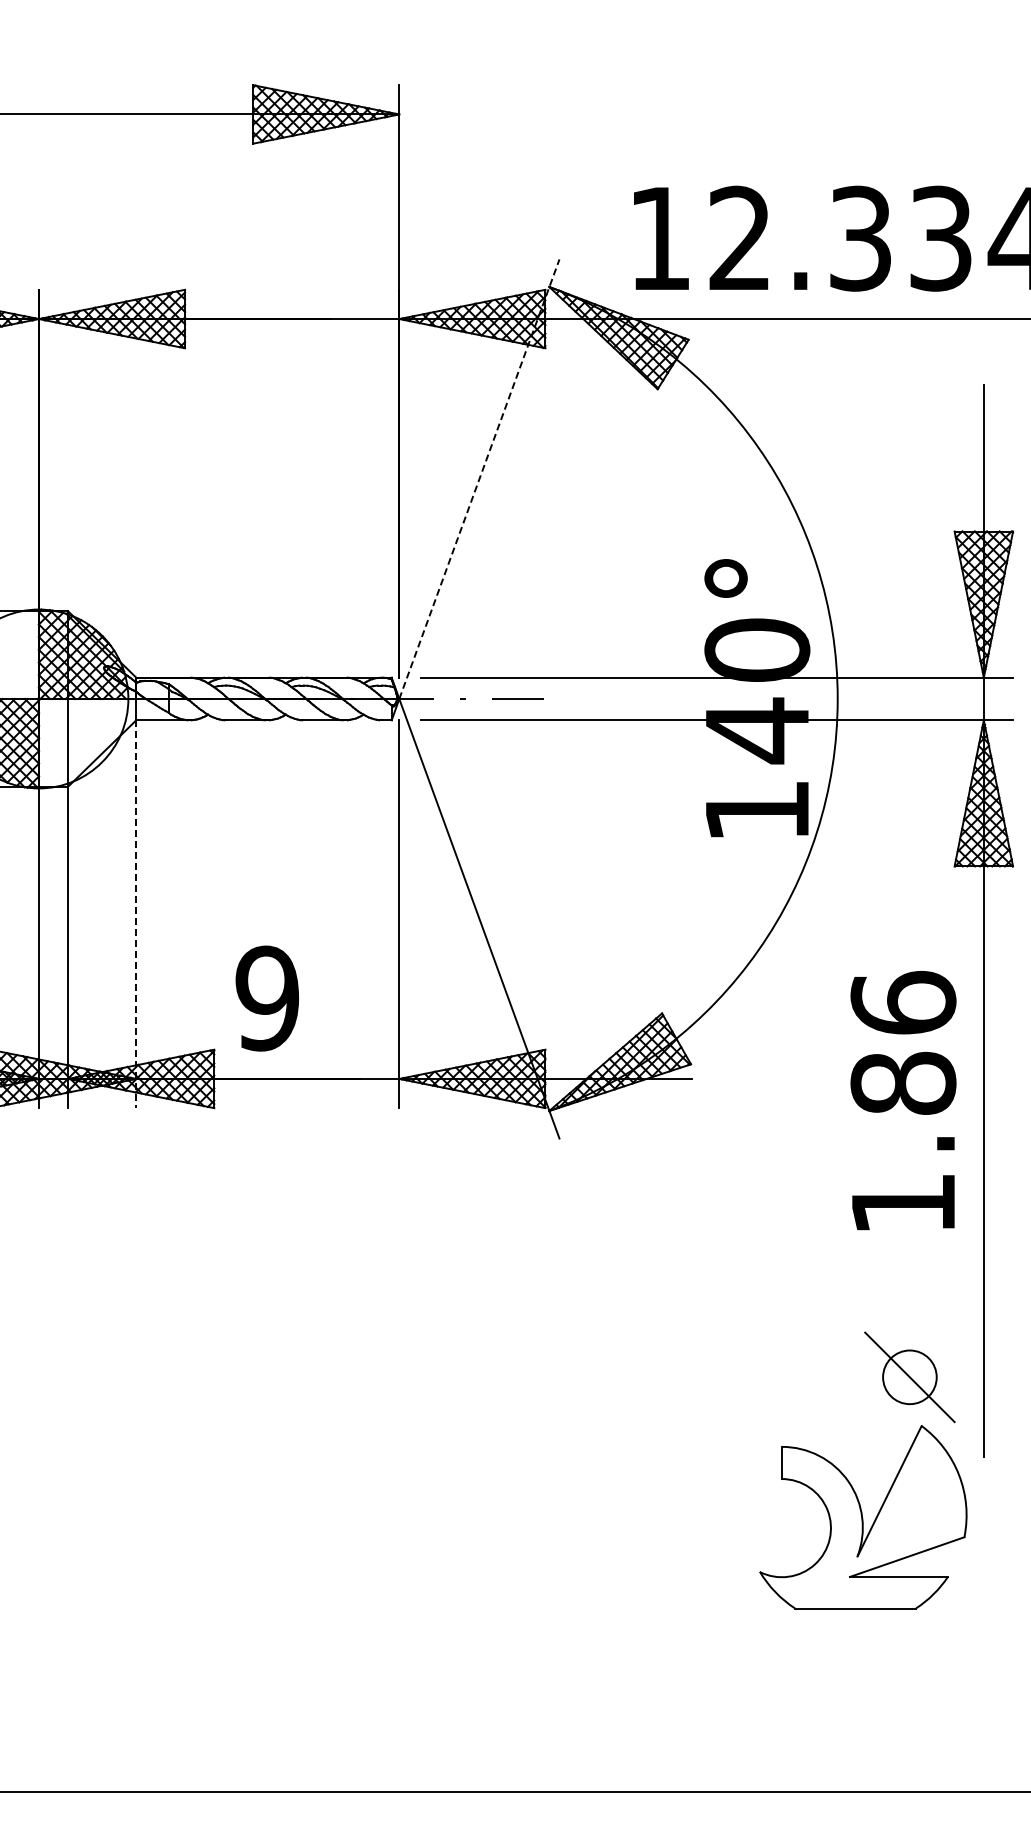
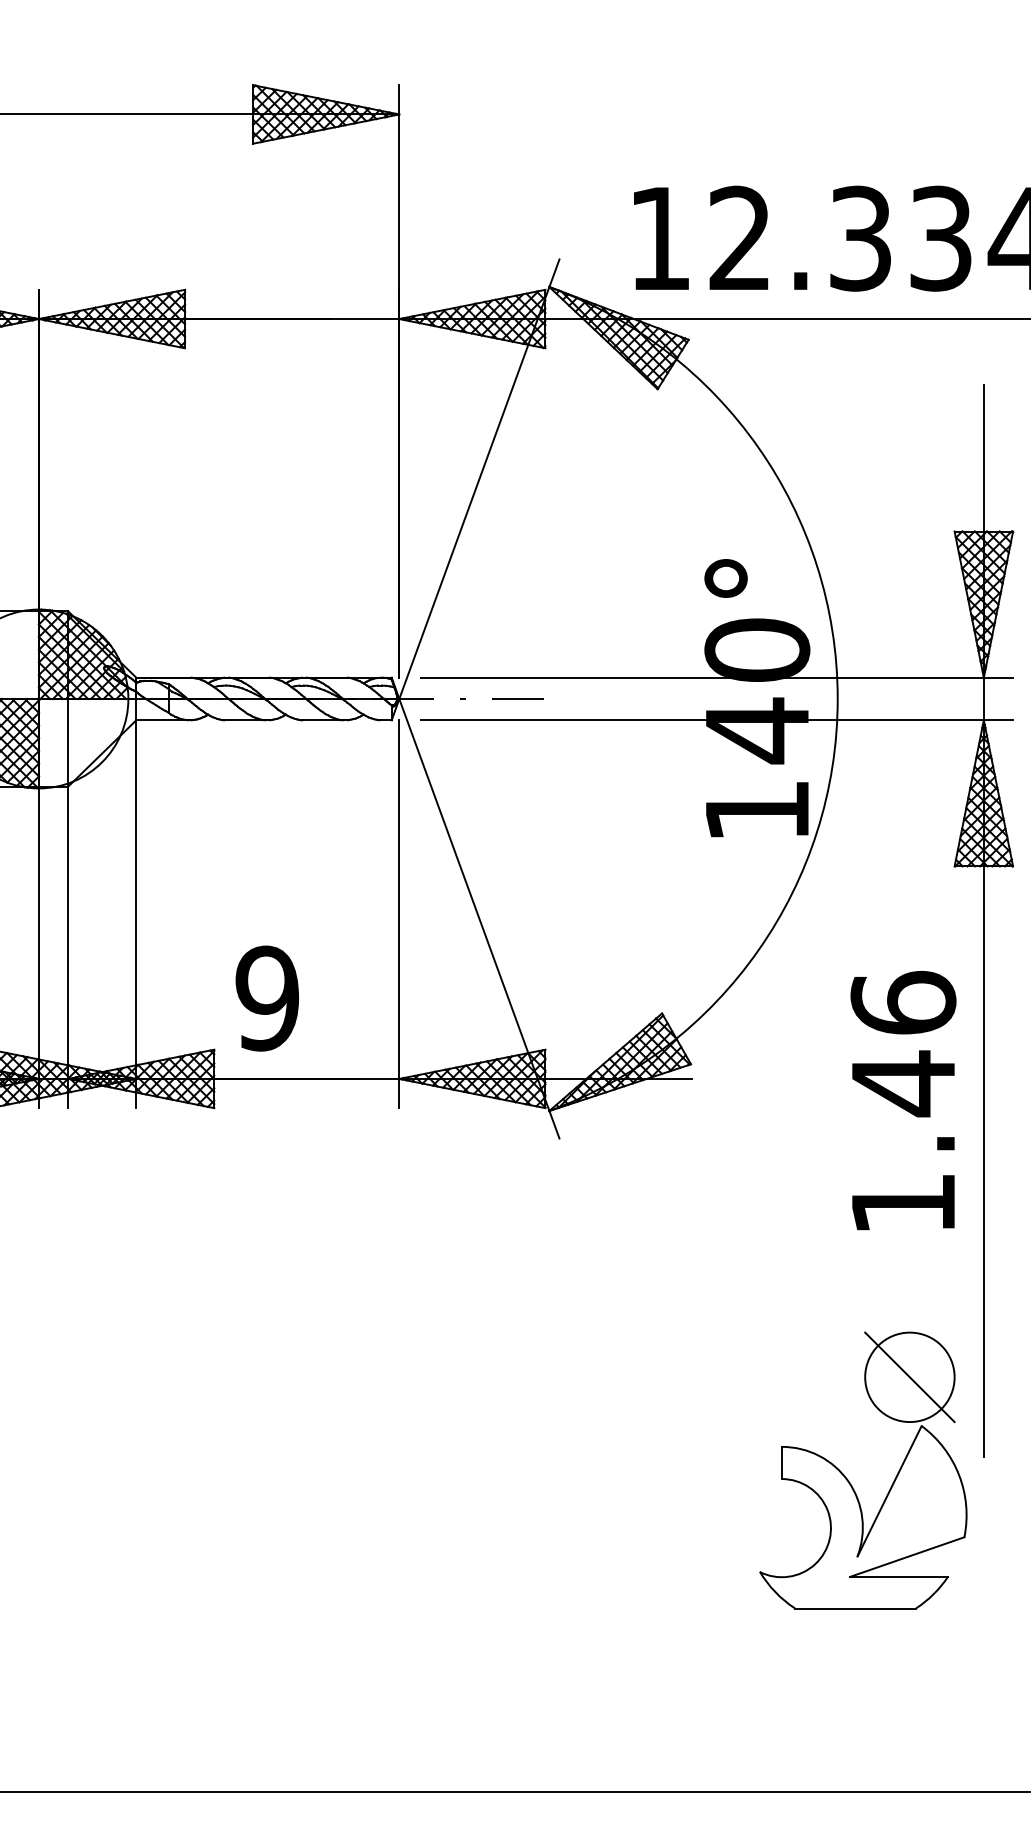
line: dashed -> solid (479, 479)
line: dashed -> solid (136, 914)
text: 1.86 -> 1.46 (903, 1083)
circle diameter: 54 px -> 89 px (909, 1377)
